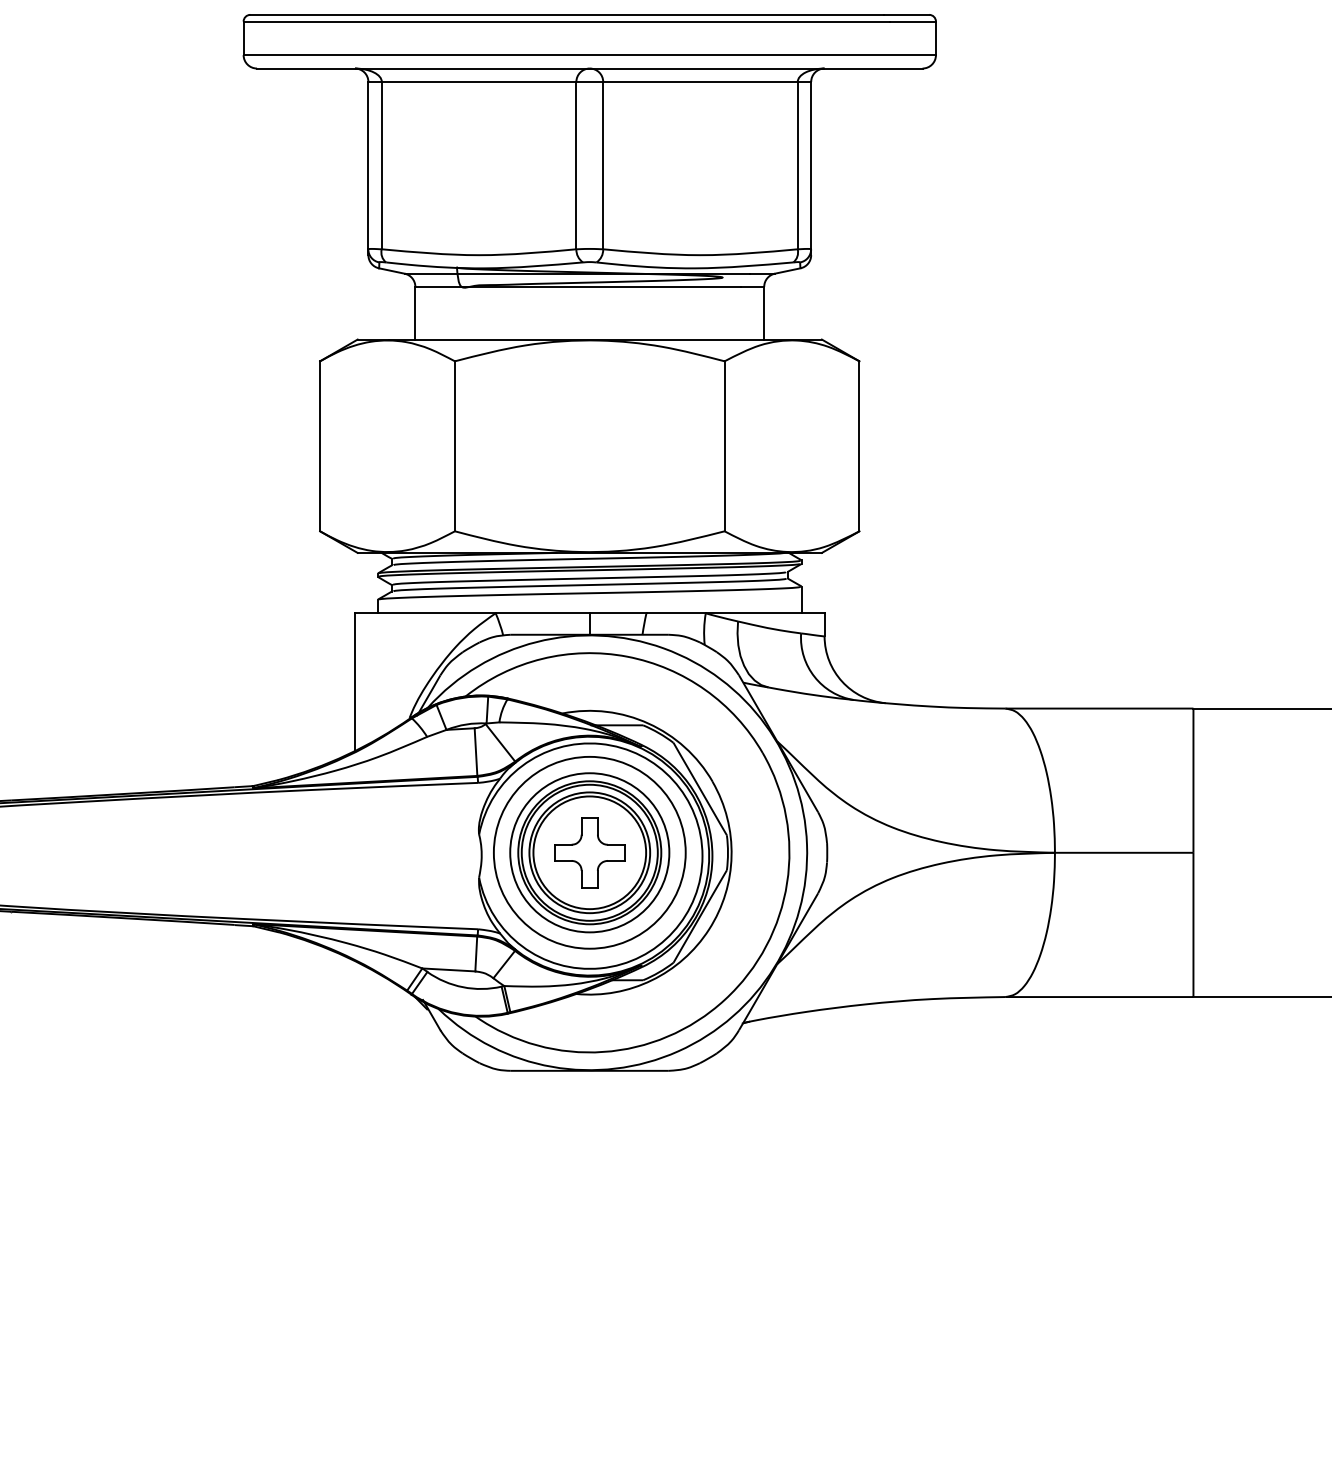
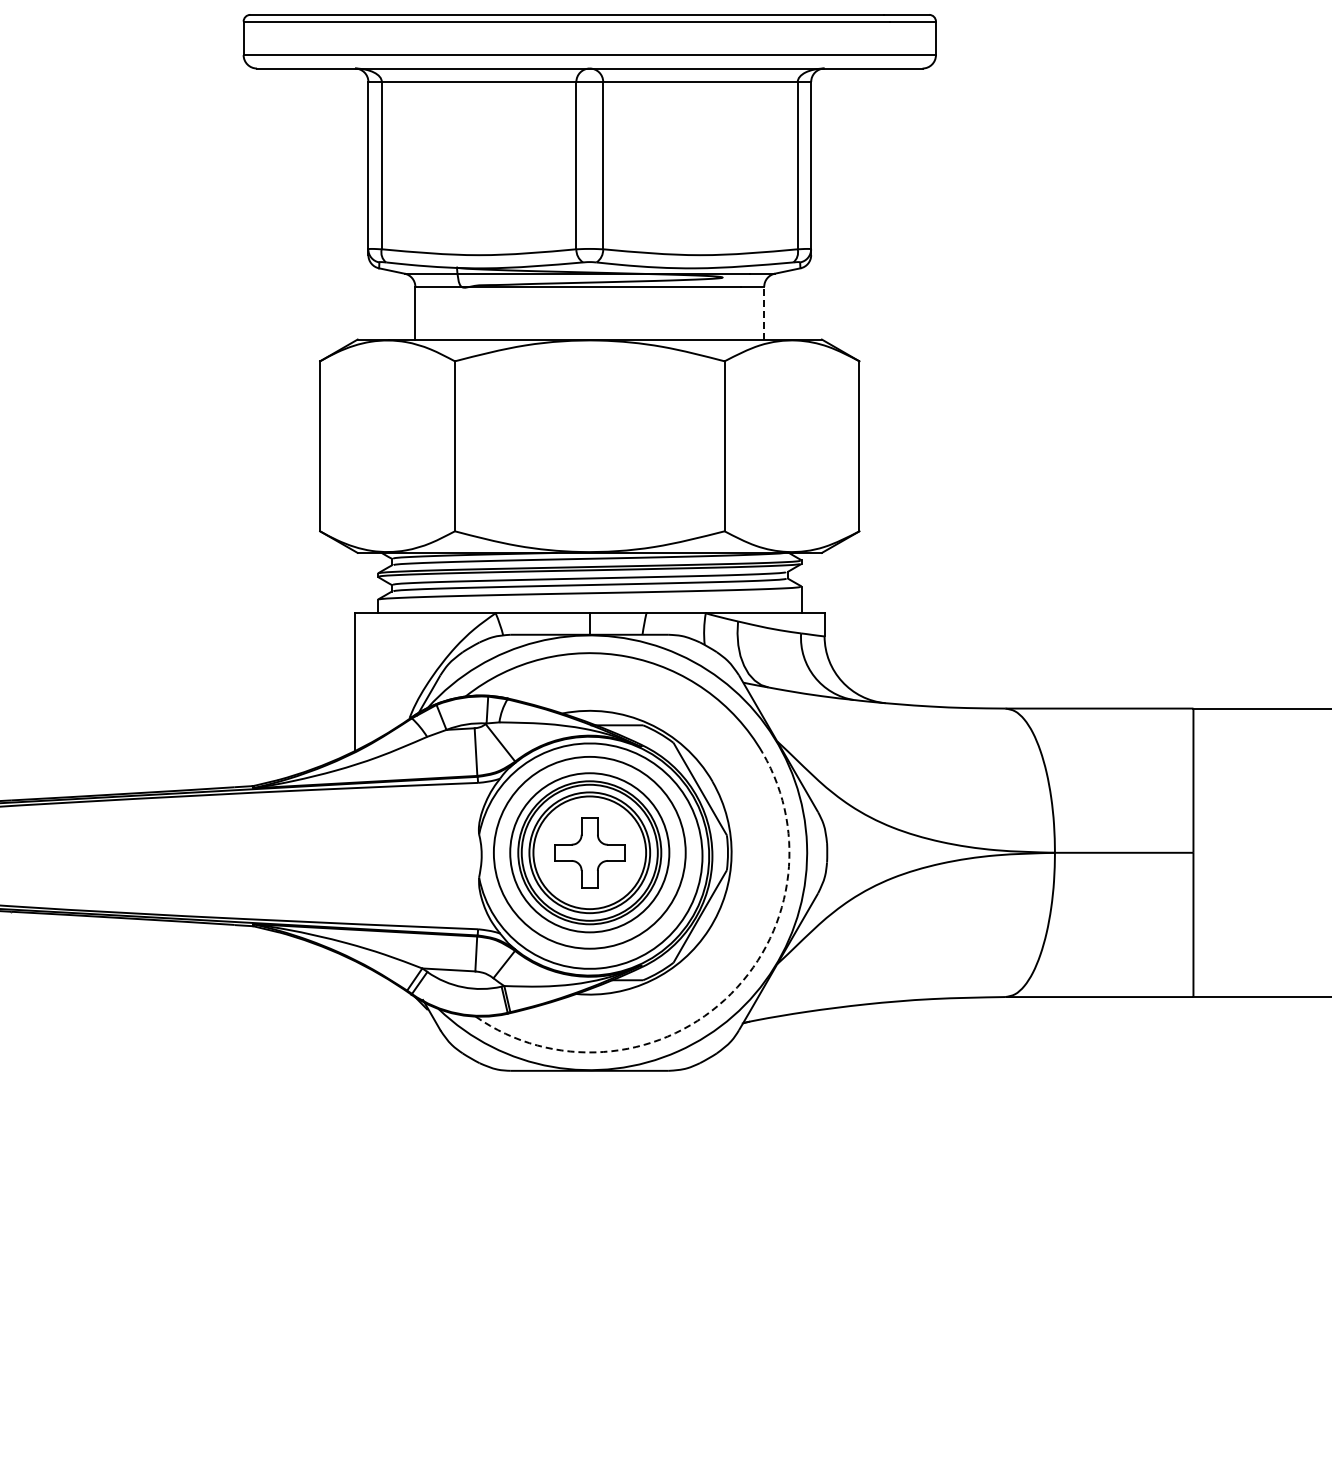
line: solid -> dashed (764, 312)
arc: solid -> dashed (724, 999)
